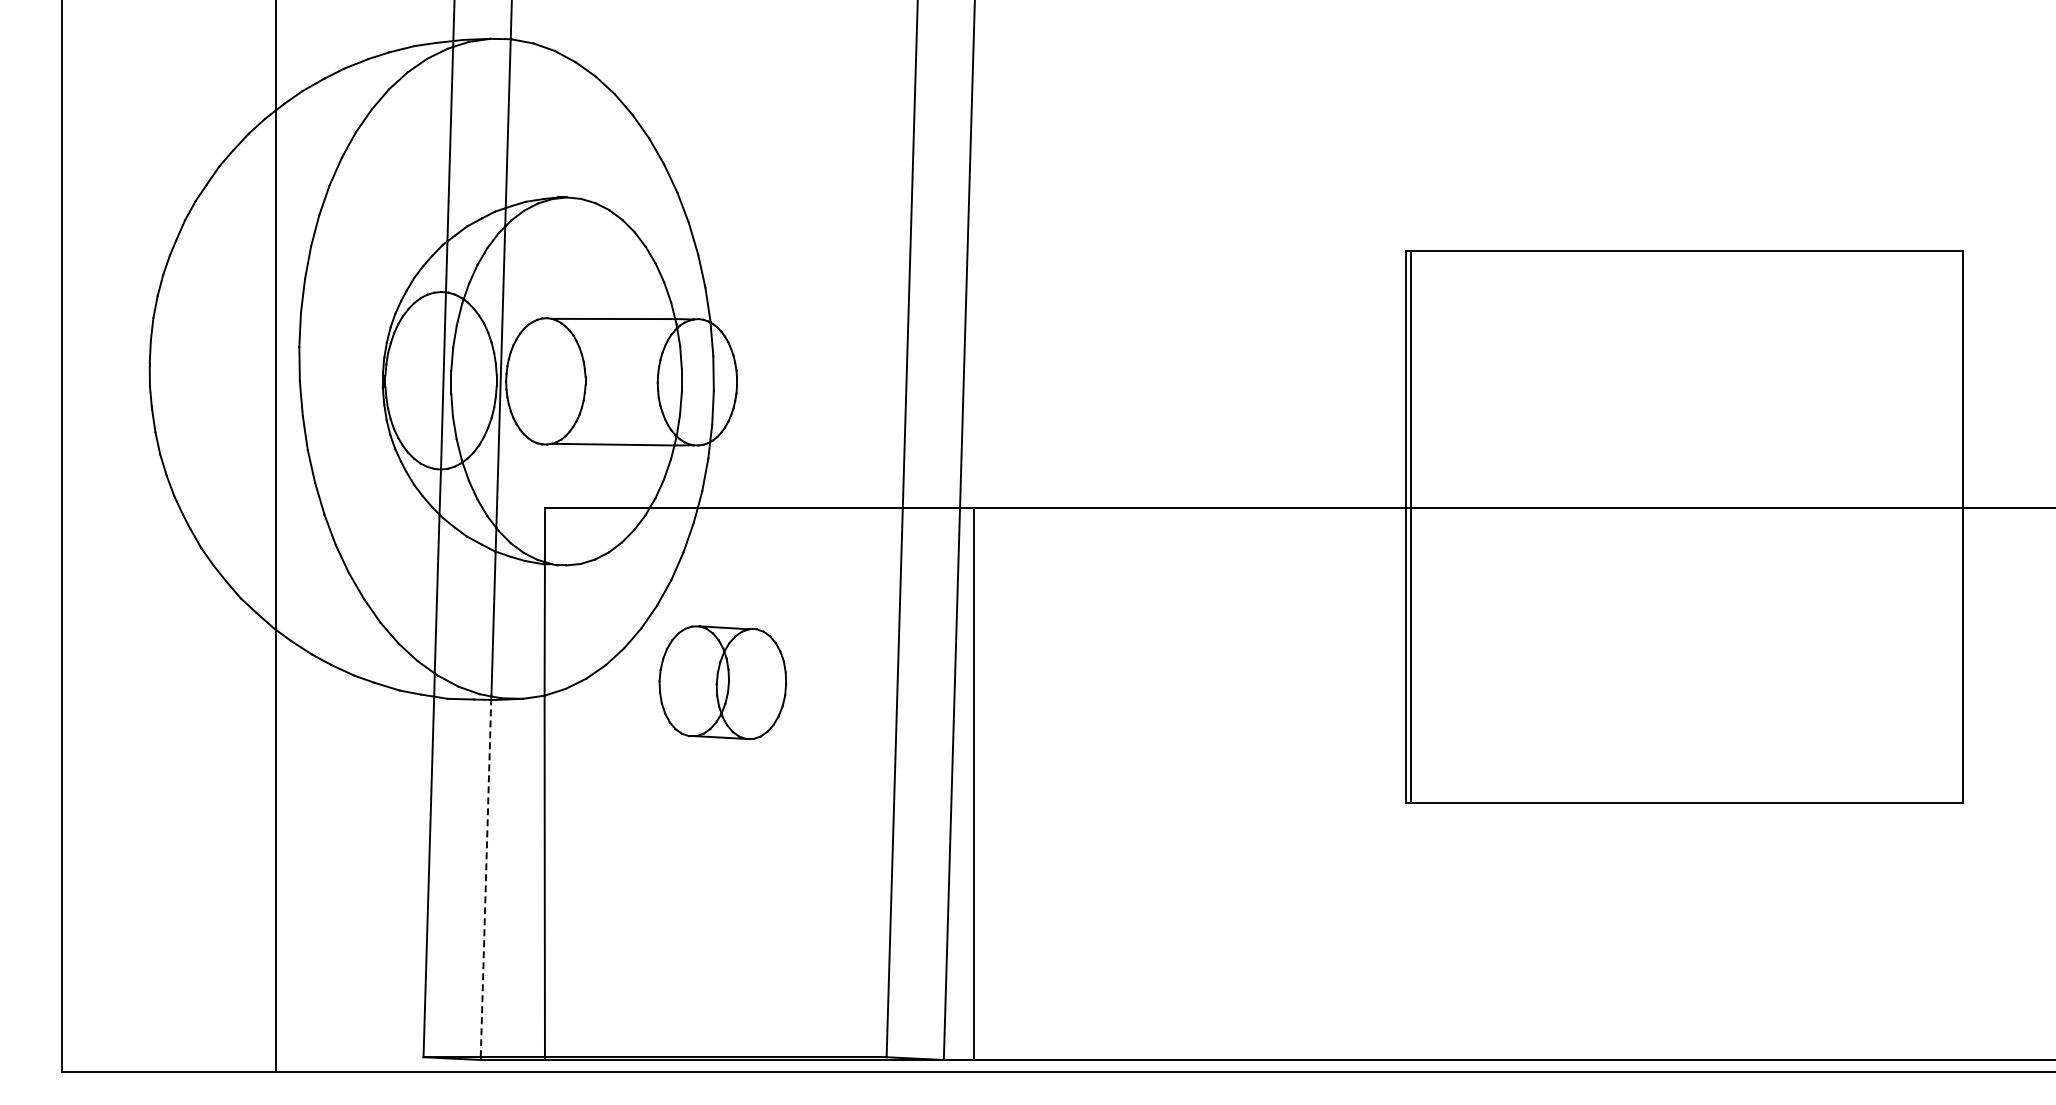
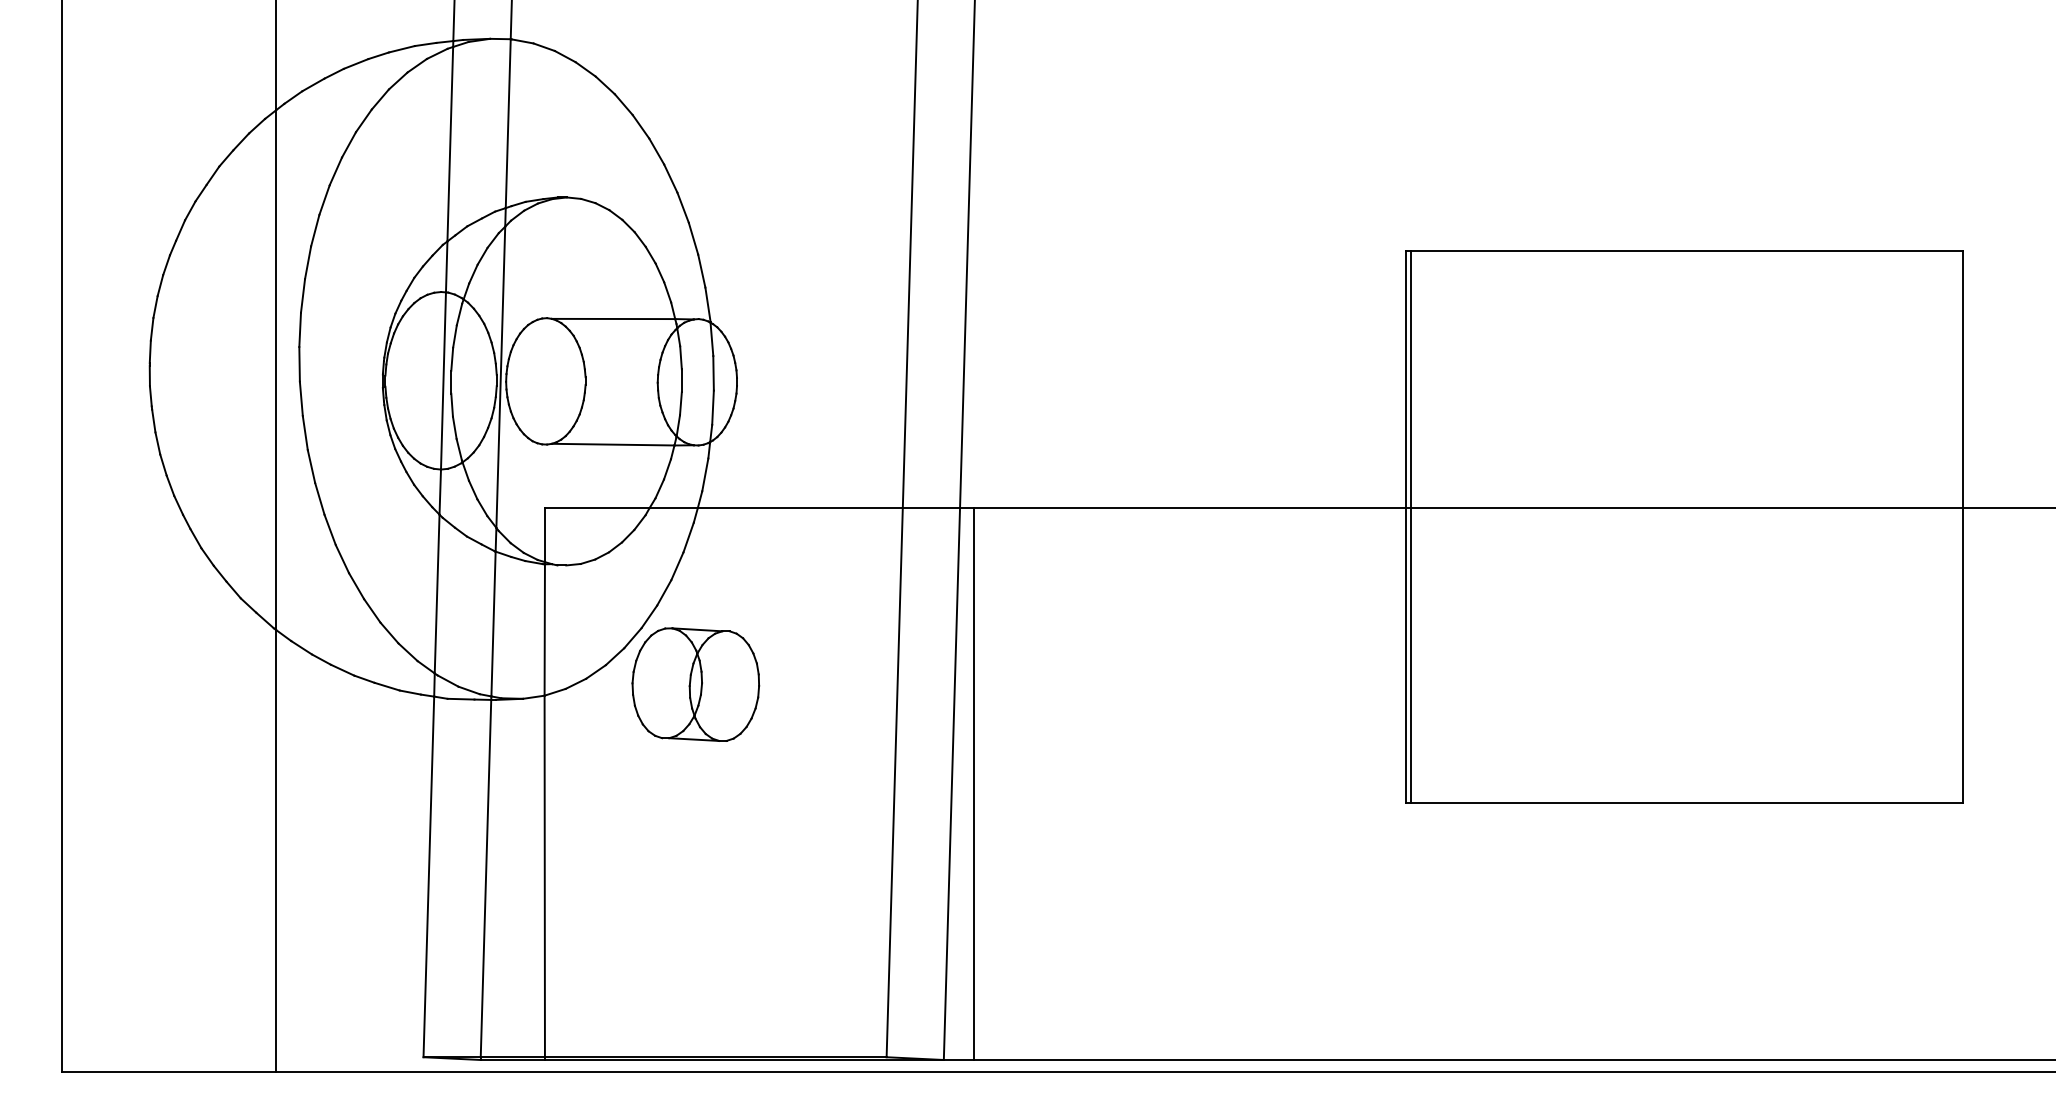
part position: (722, 682) -> (695, 684) (695, 684)
line: dashed -> solid (485, 878)
